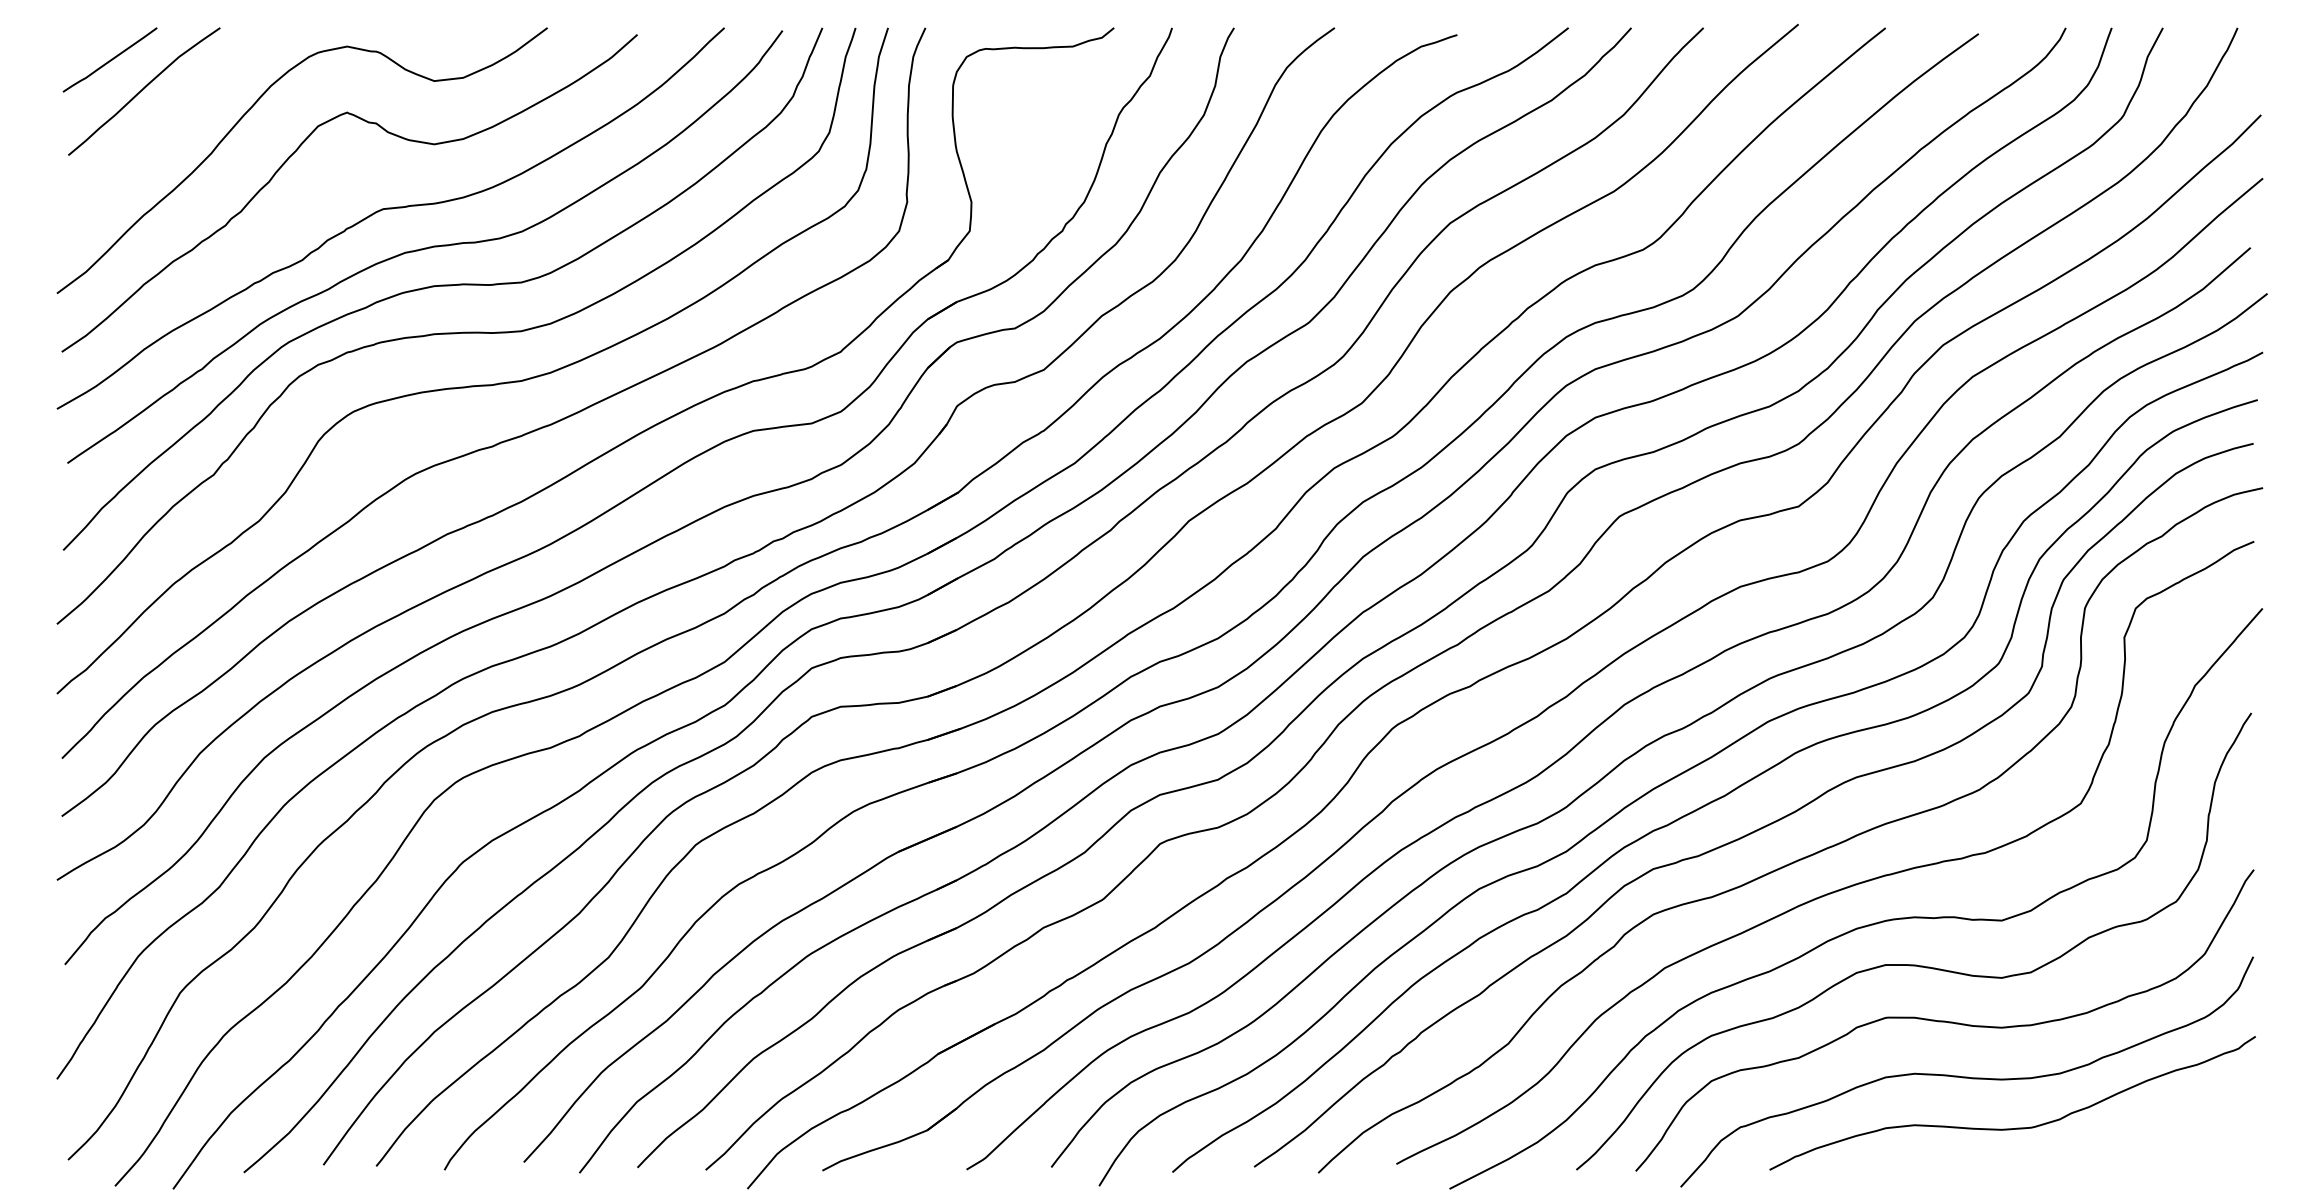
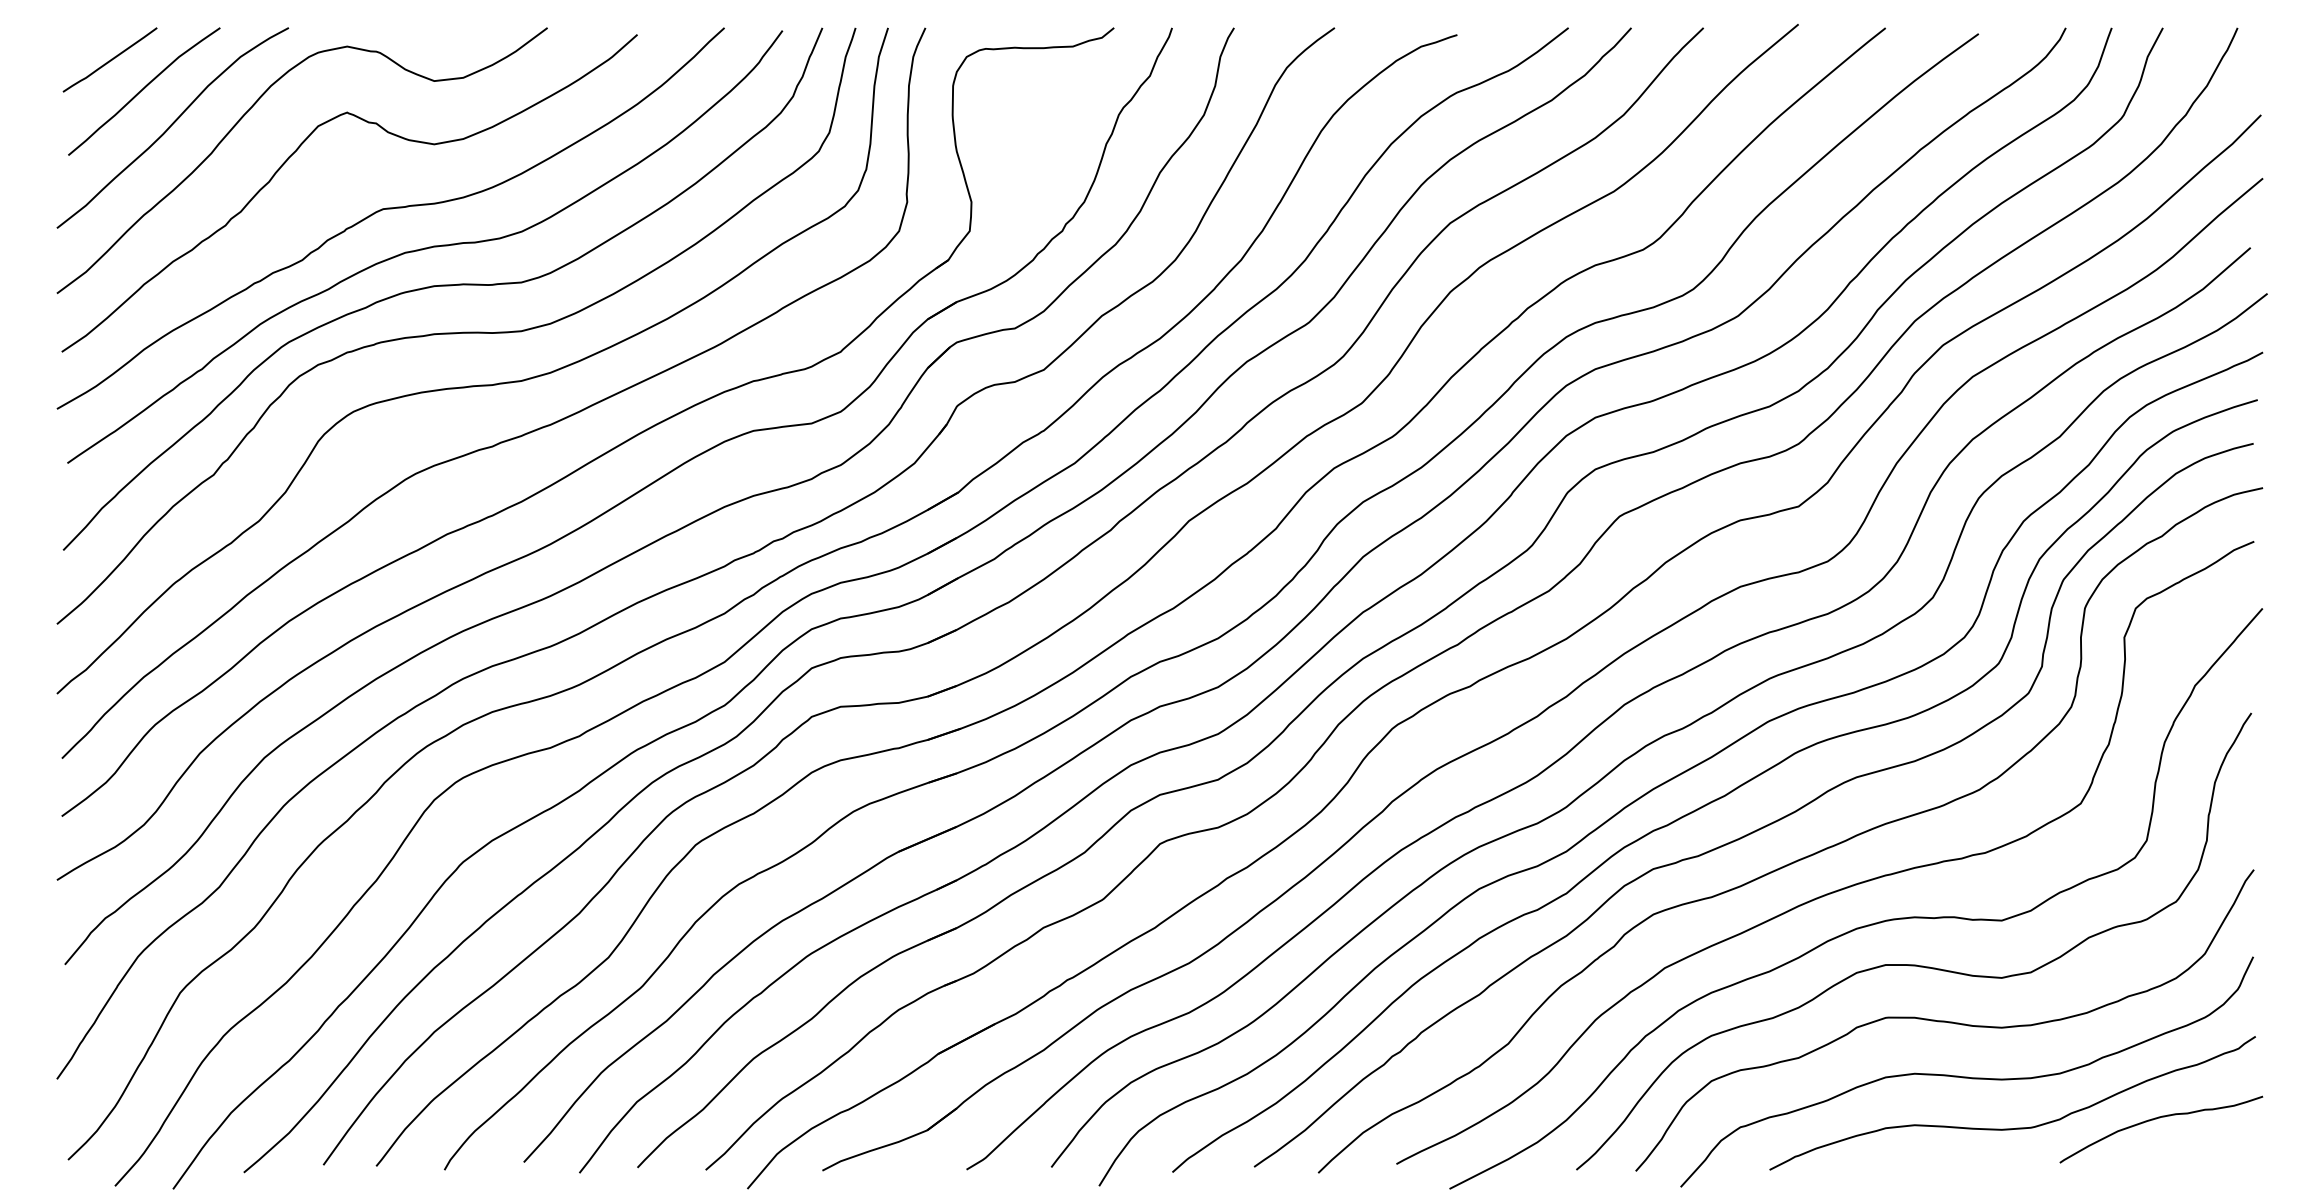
curve: none -> present (171, 126)
curve: none -> present (2160, 1118)
